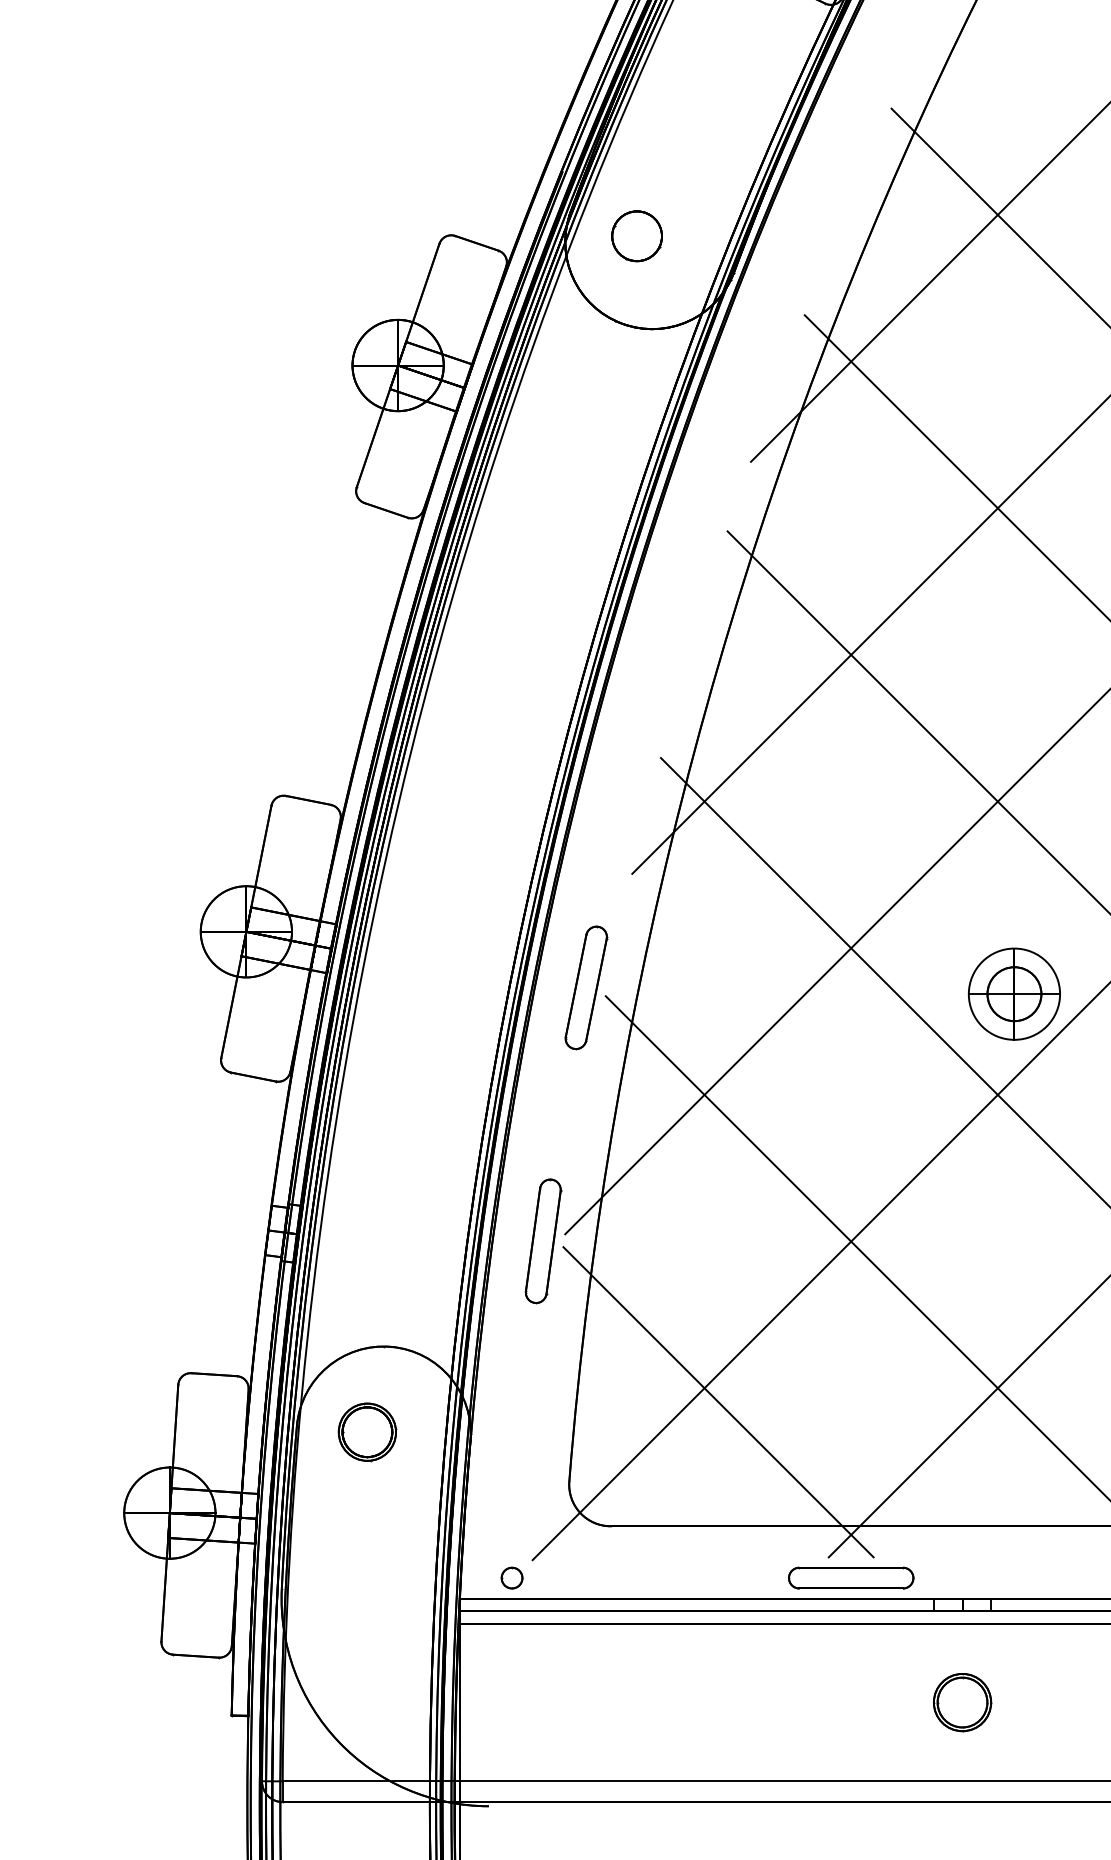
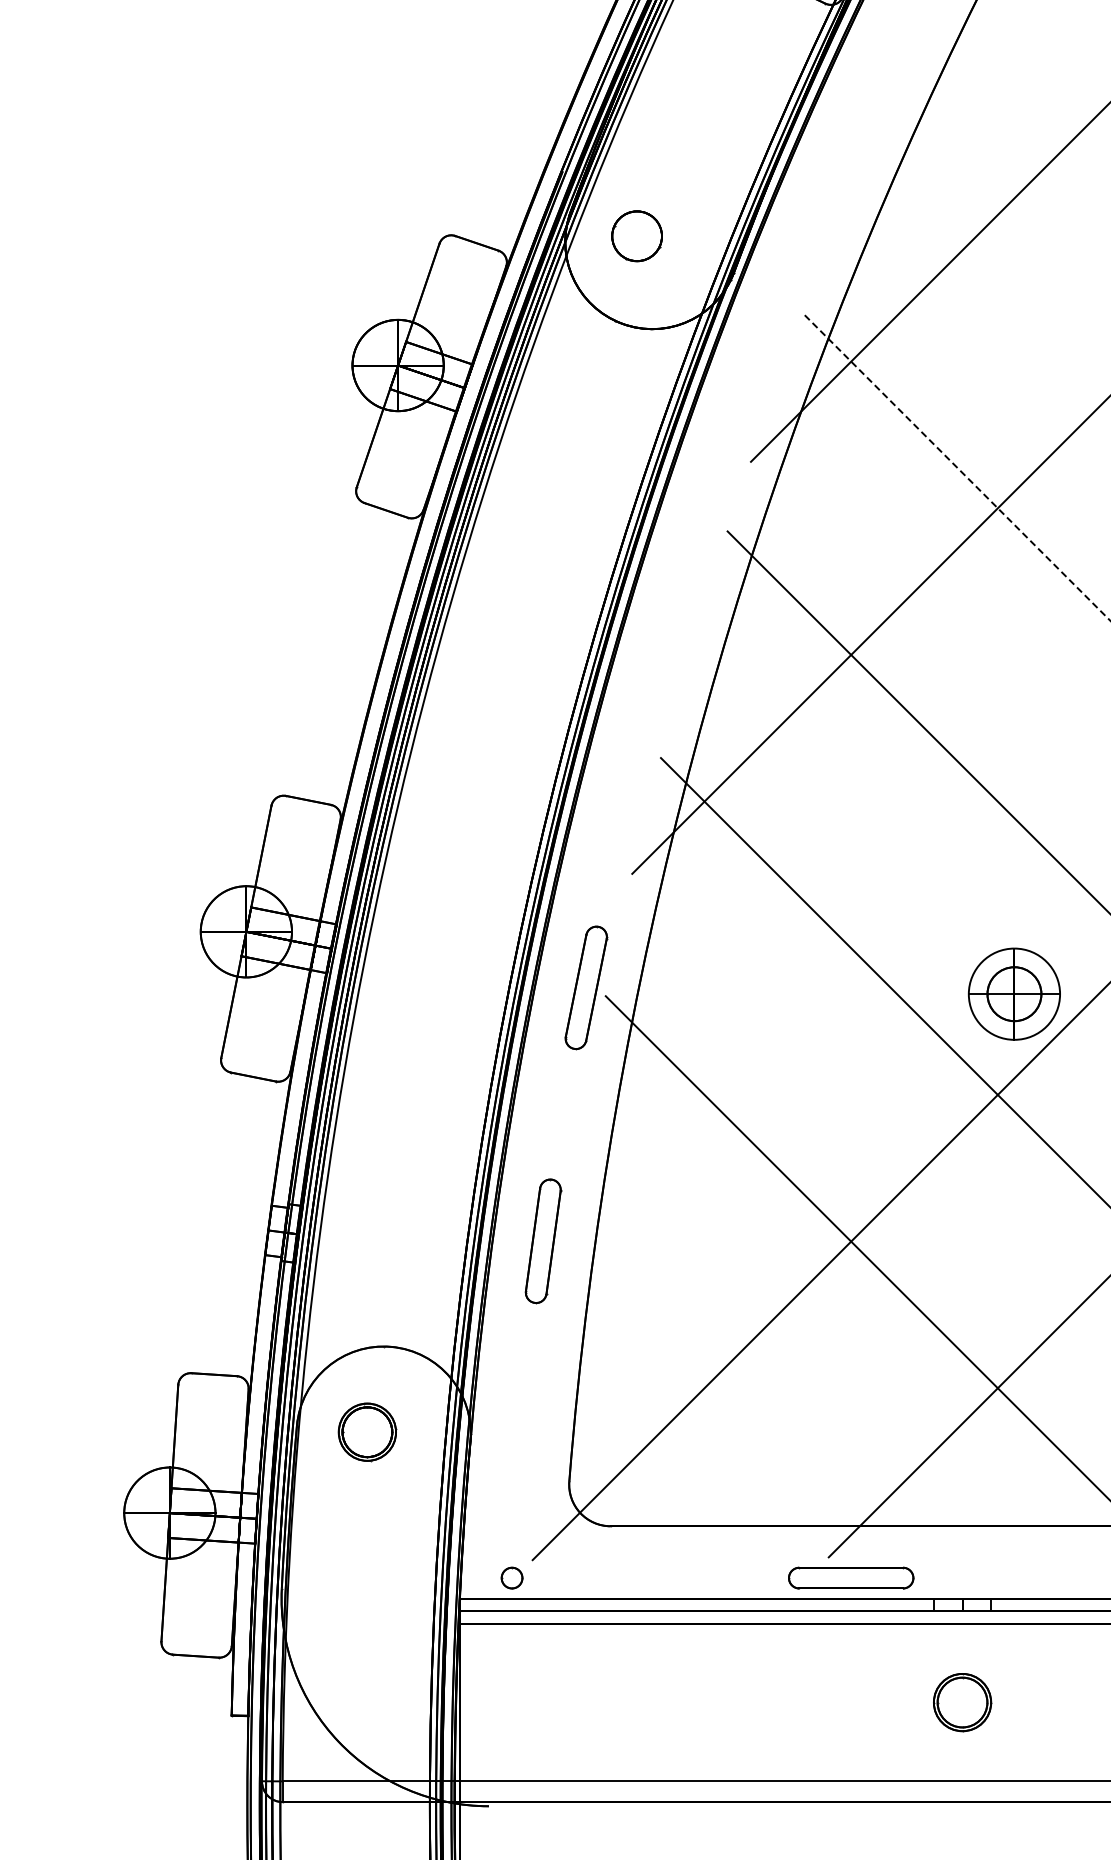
line: present -> none (999, 216)
line: solid -> dashed (958, 468)
line: present -> none (836, 962)
line: present -> none (718, 1402)
